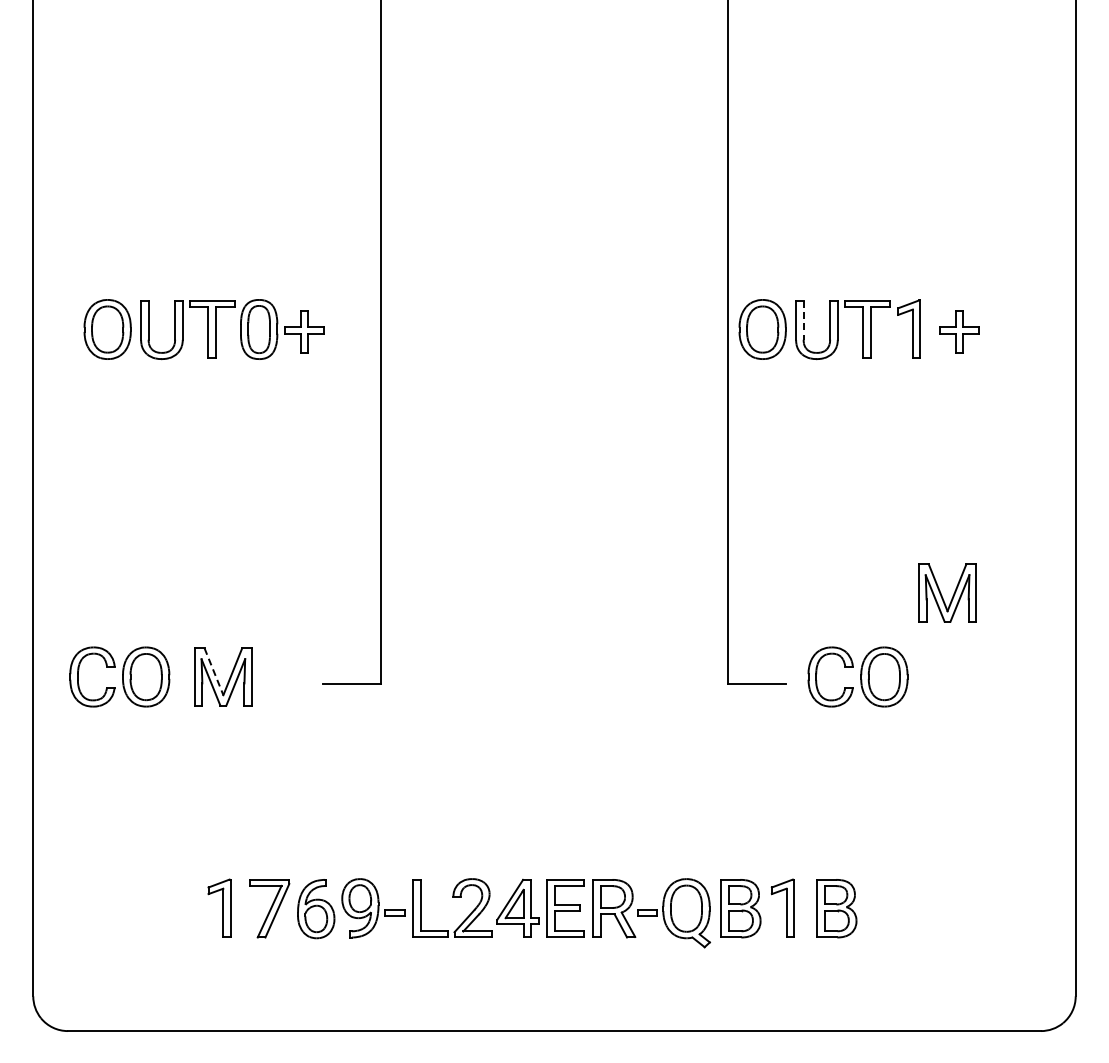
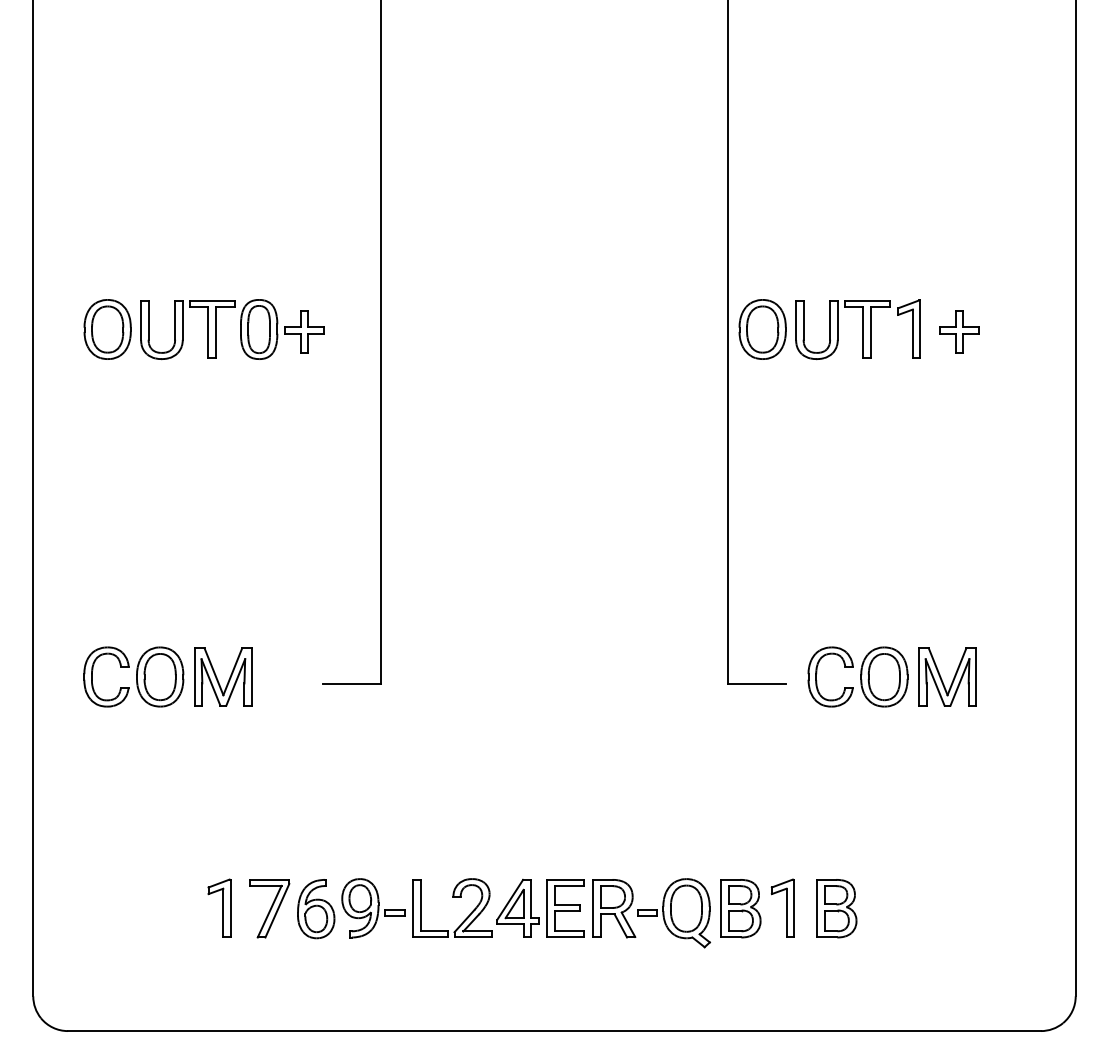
line: dashed -> solid (803, 320)
part position: (947, 592) -> (947, 676) (947, 676)
line: dashed -> solid (214, 672)
part position: (119, 676) -> (133, 676) (133, 676)
